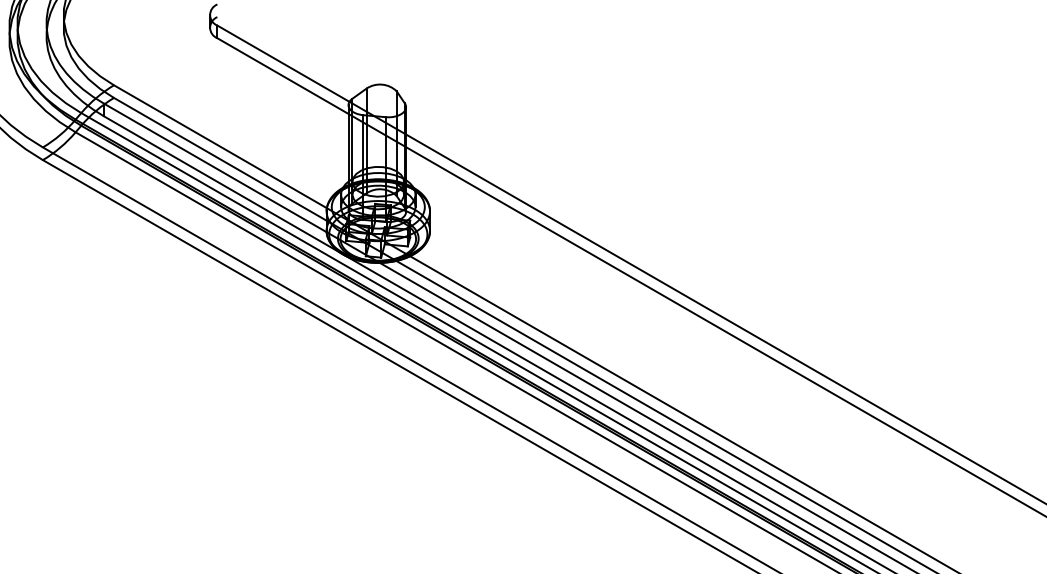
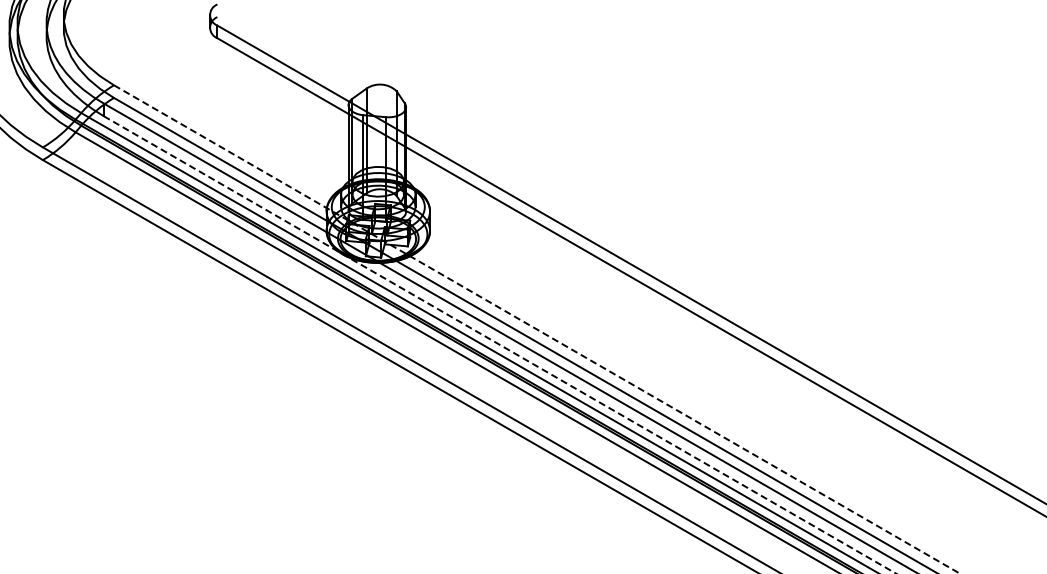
line: solid -> dashed (537, 329)
line: solid -> dashed (499, 344)
